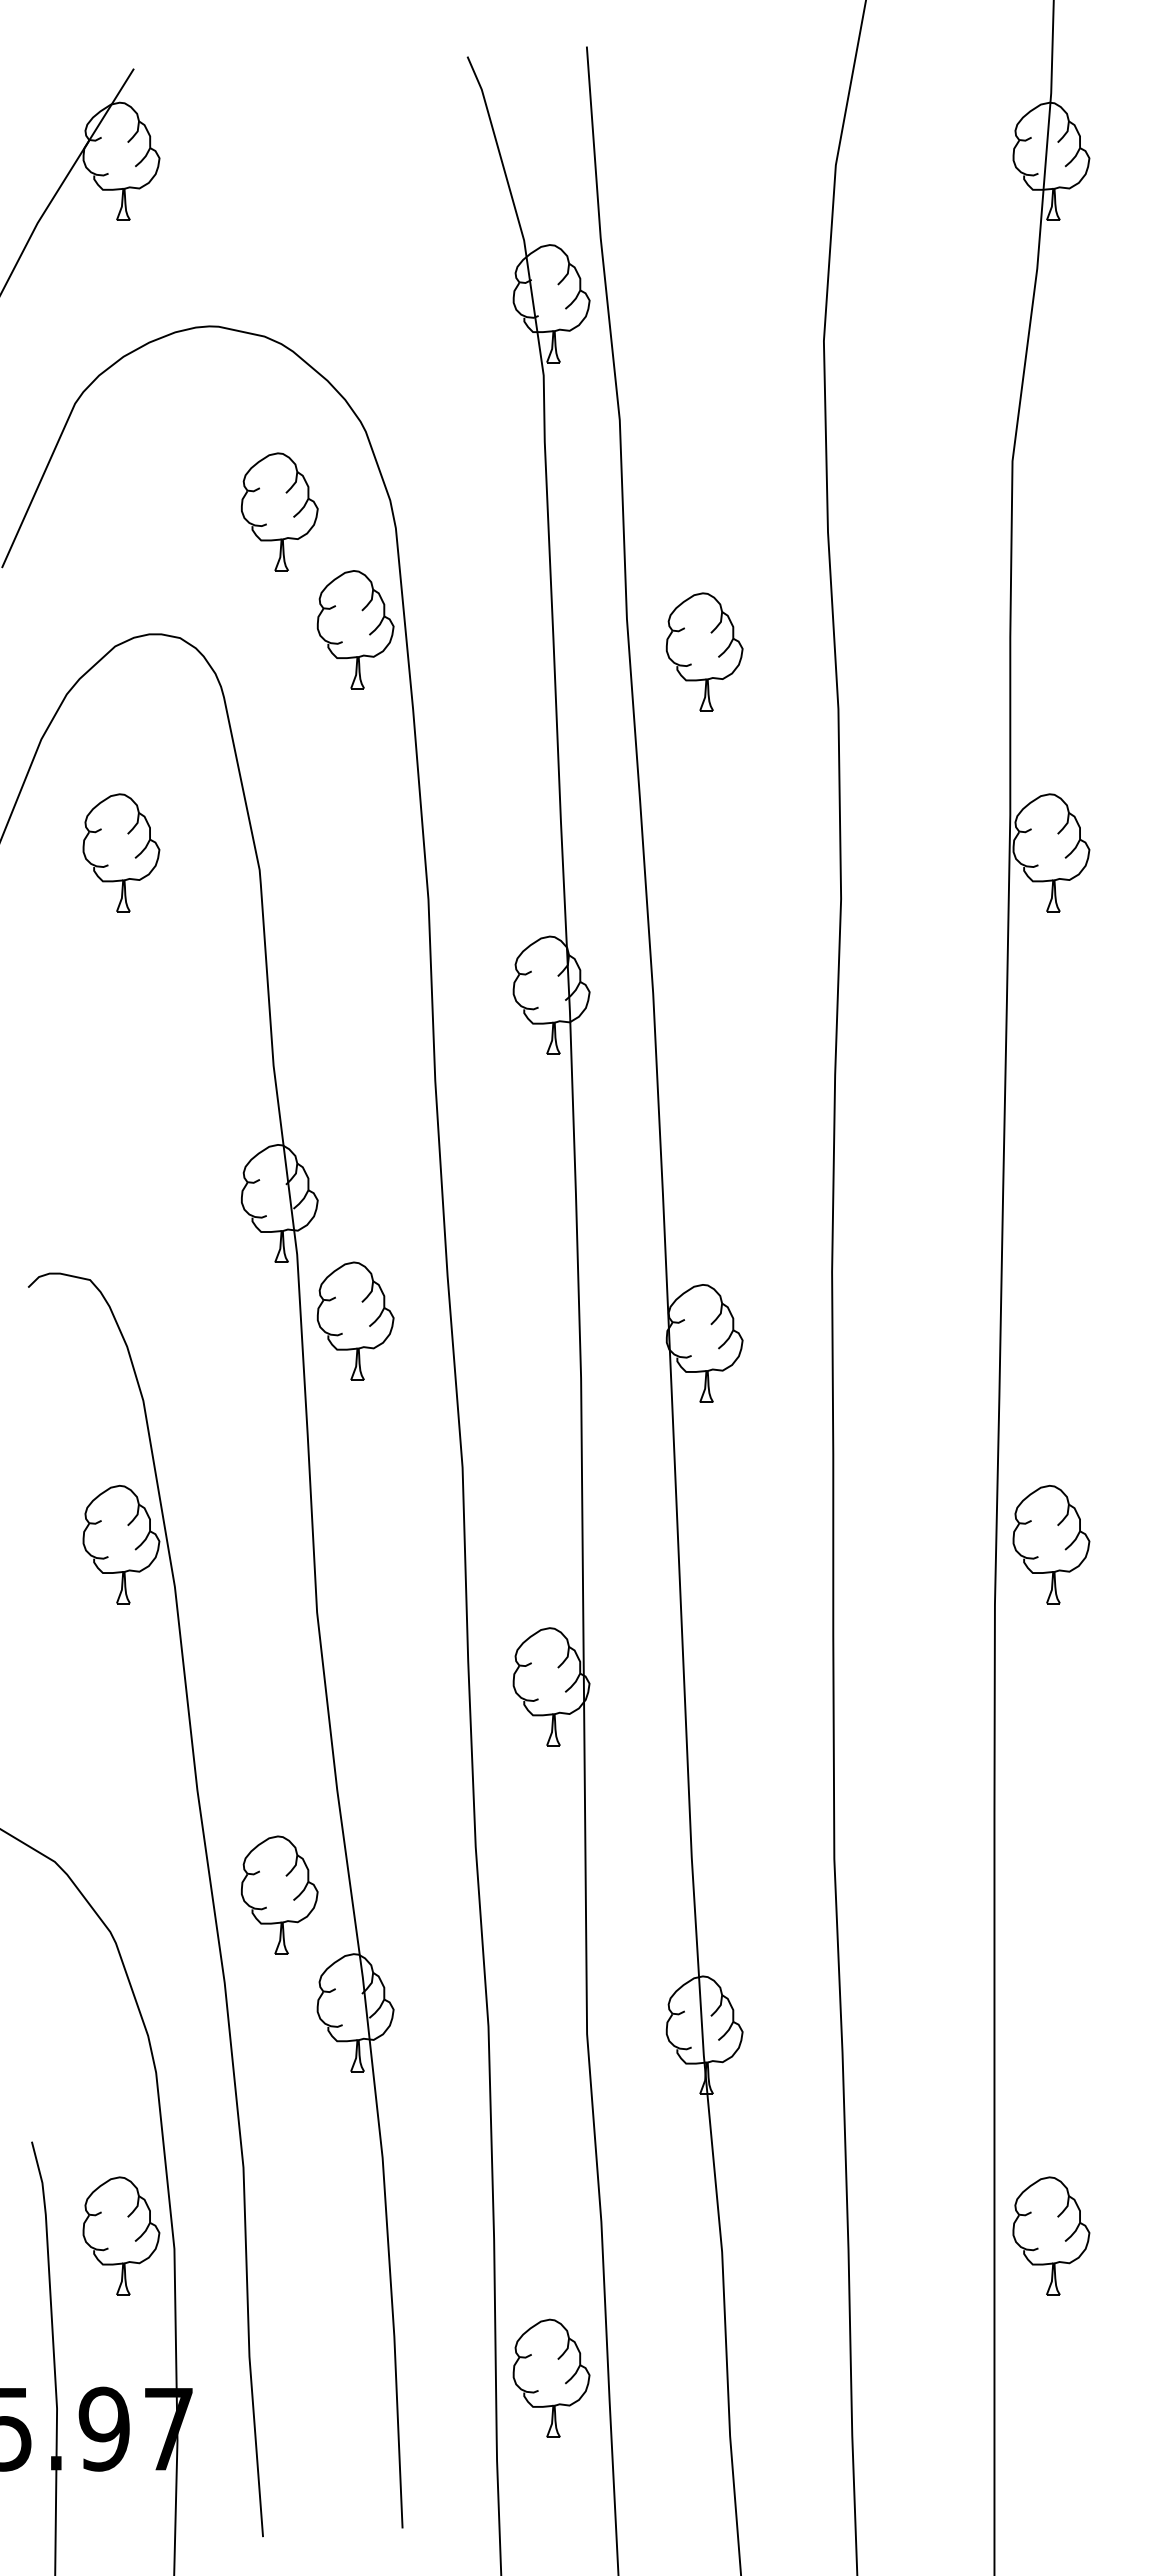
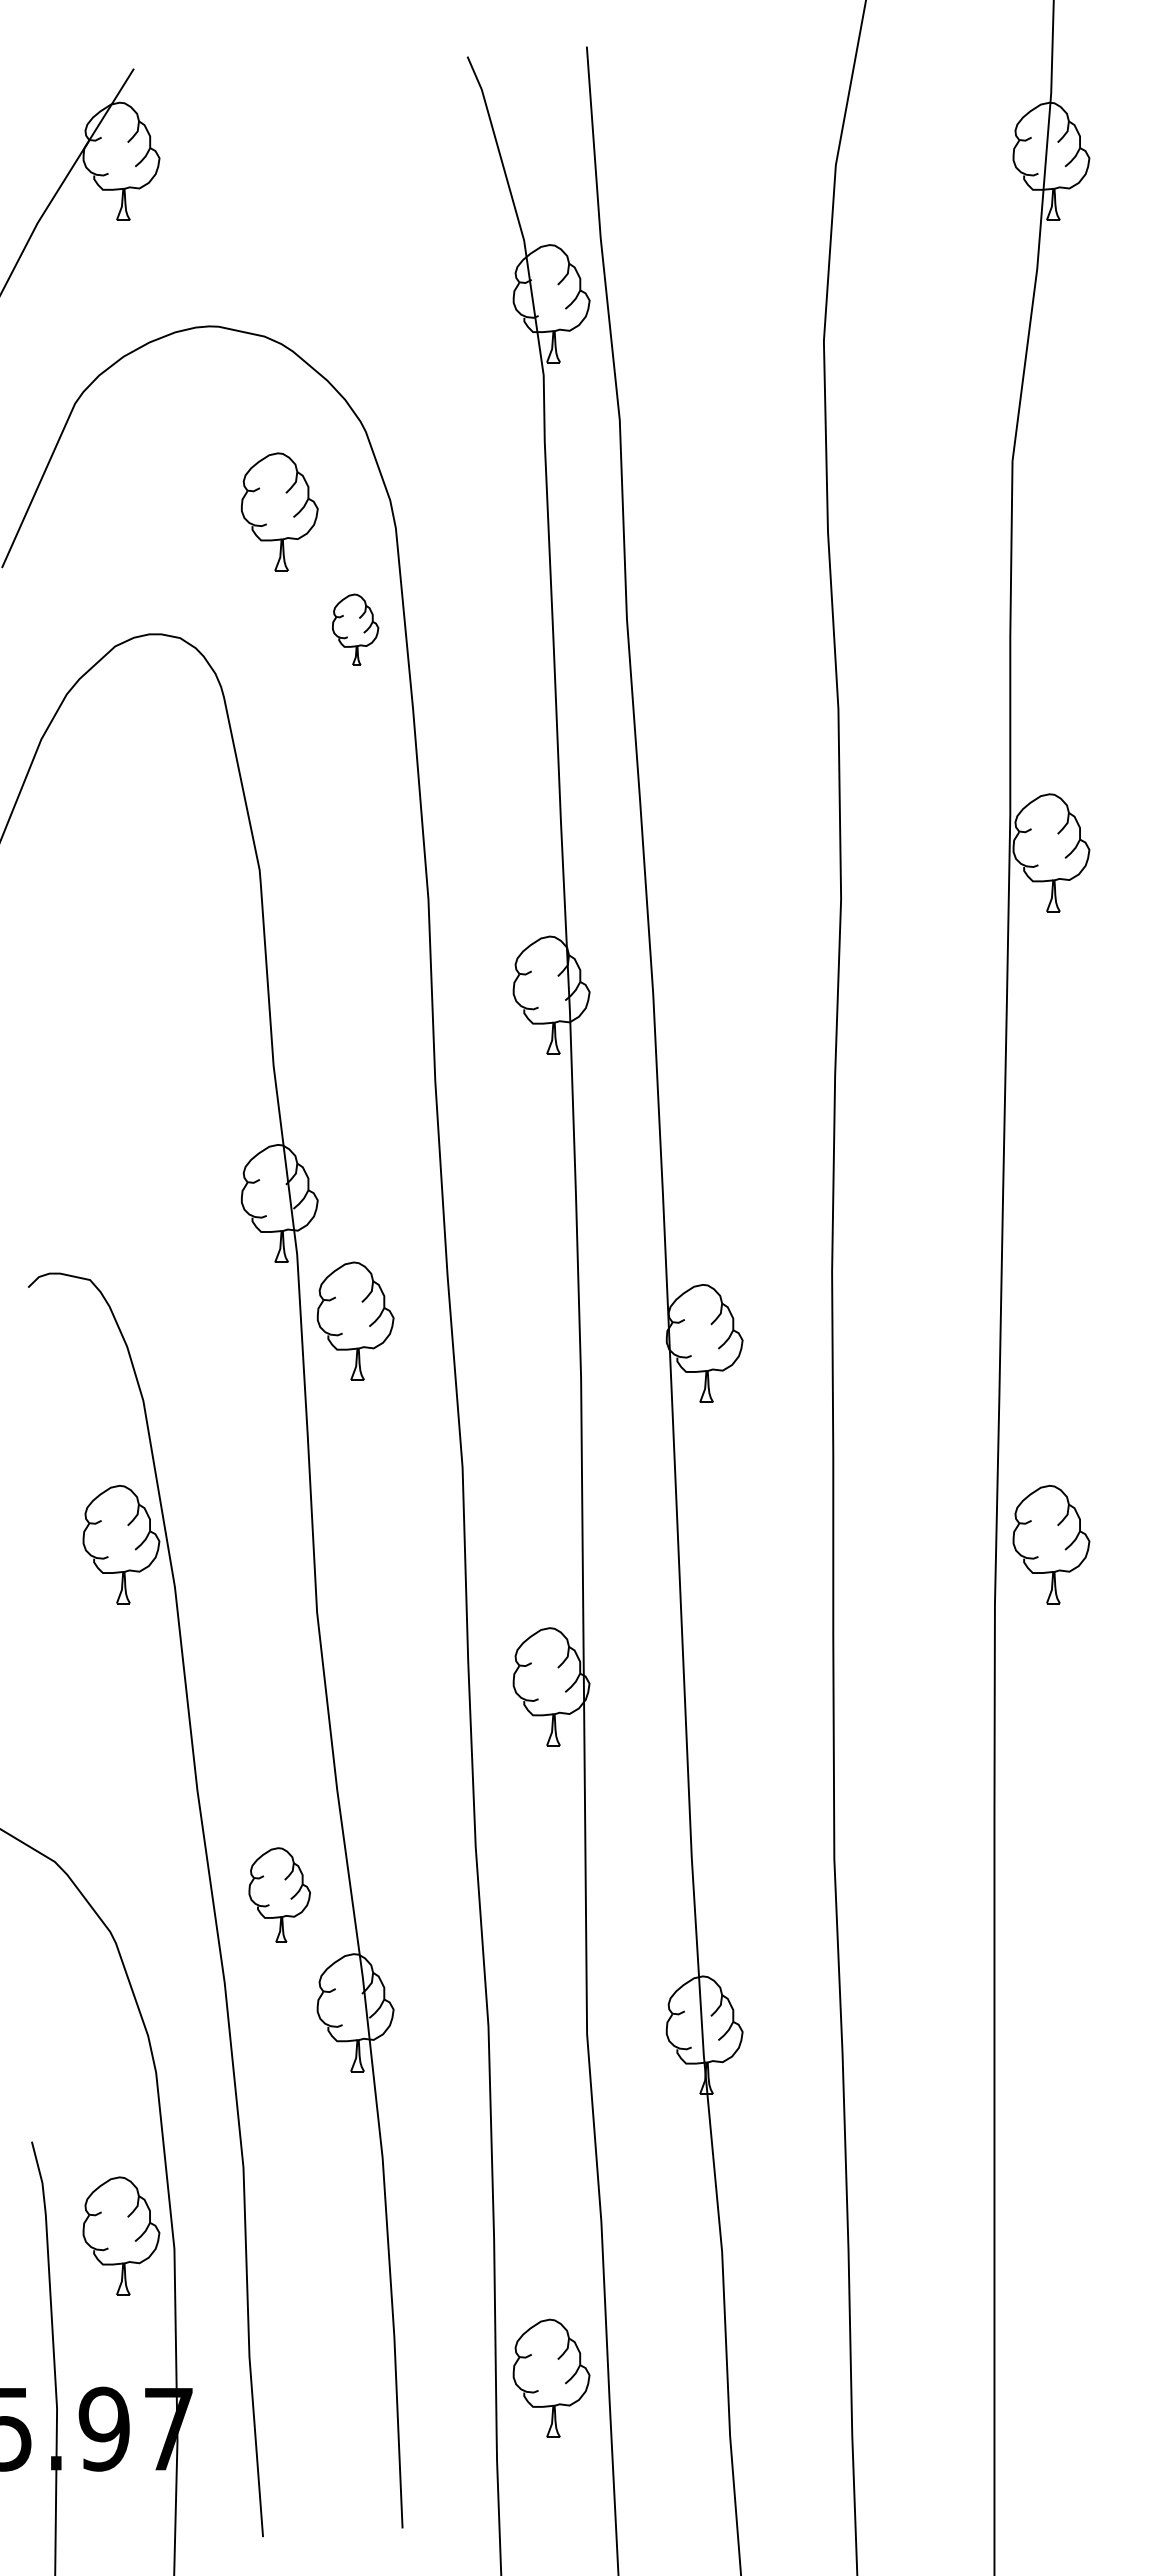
part size: 79x120 px -> 48x73 px (355, 629)
part: present -> none (704, 651)
part: present -> none (121, 852)
part size: 78x120 px -> 63x96 px (279, 1894)
part: present -> none (1051, 2235)
